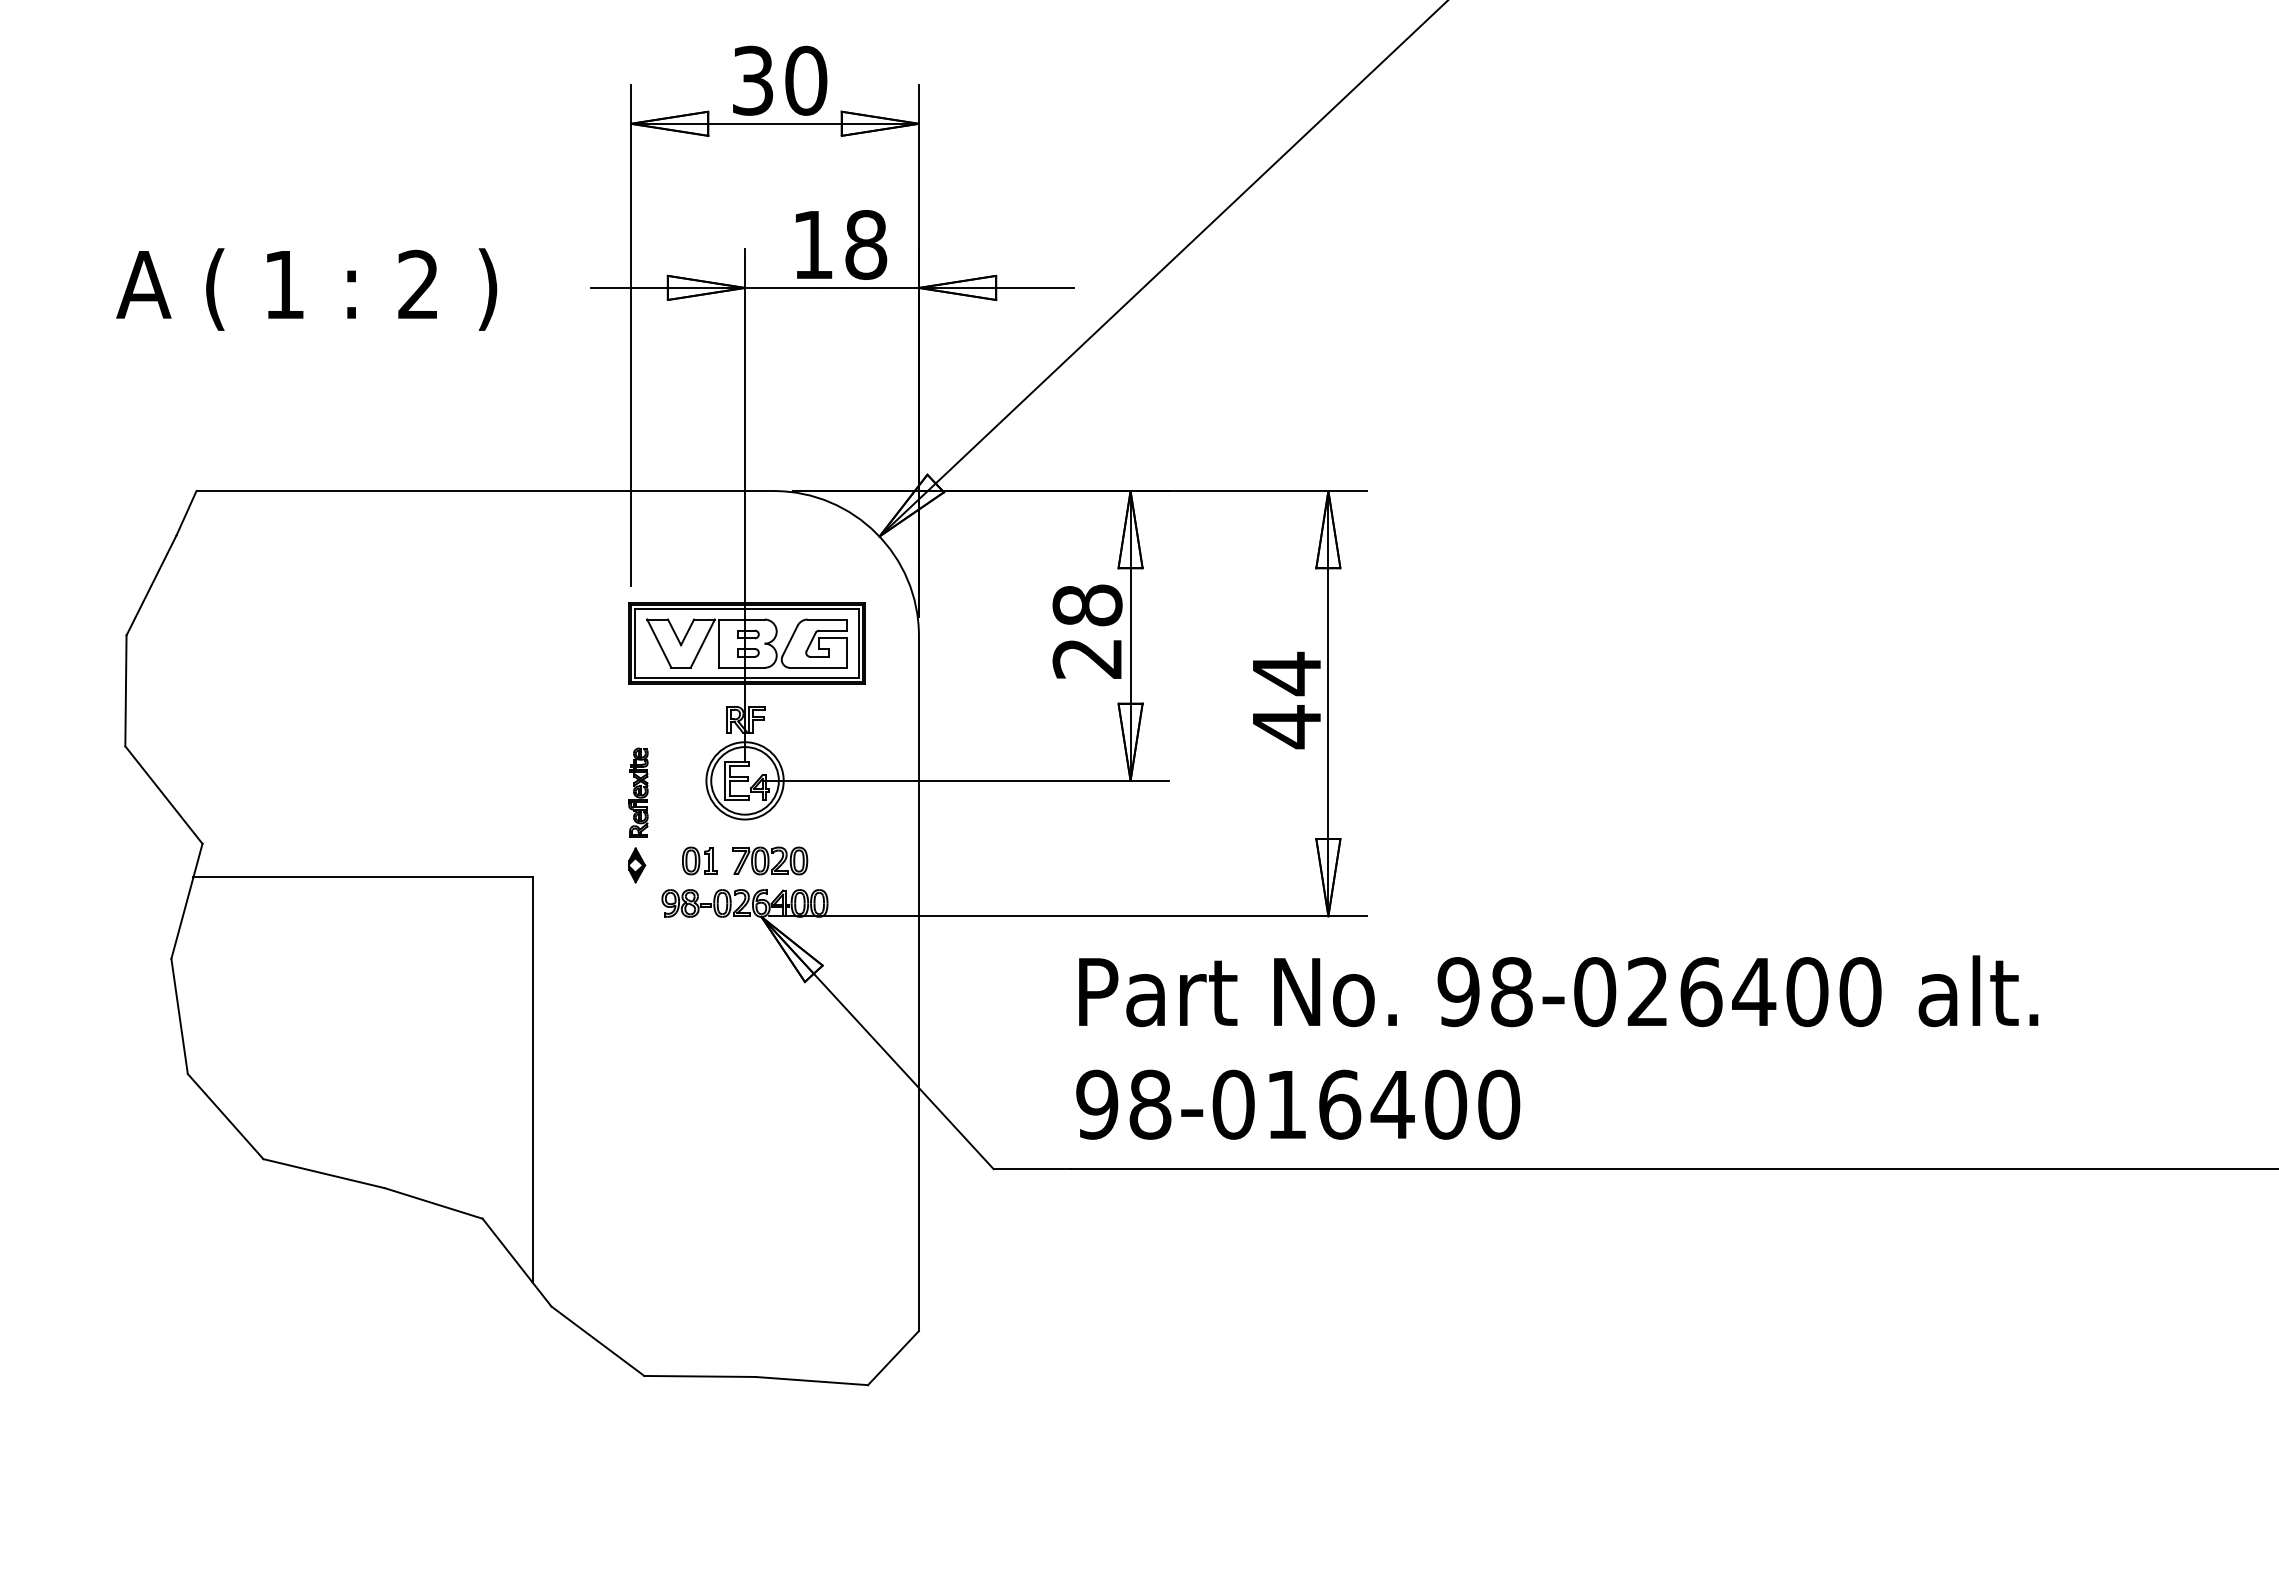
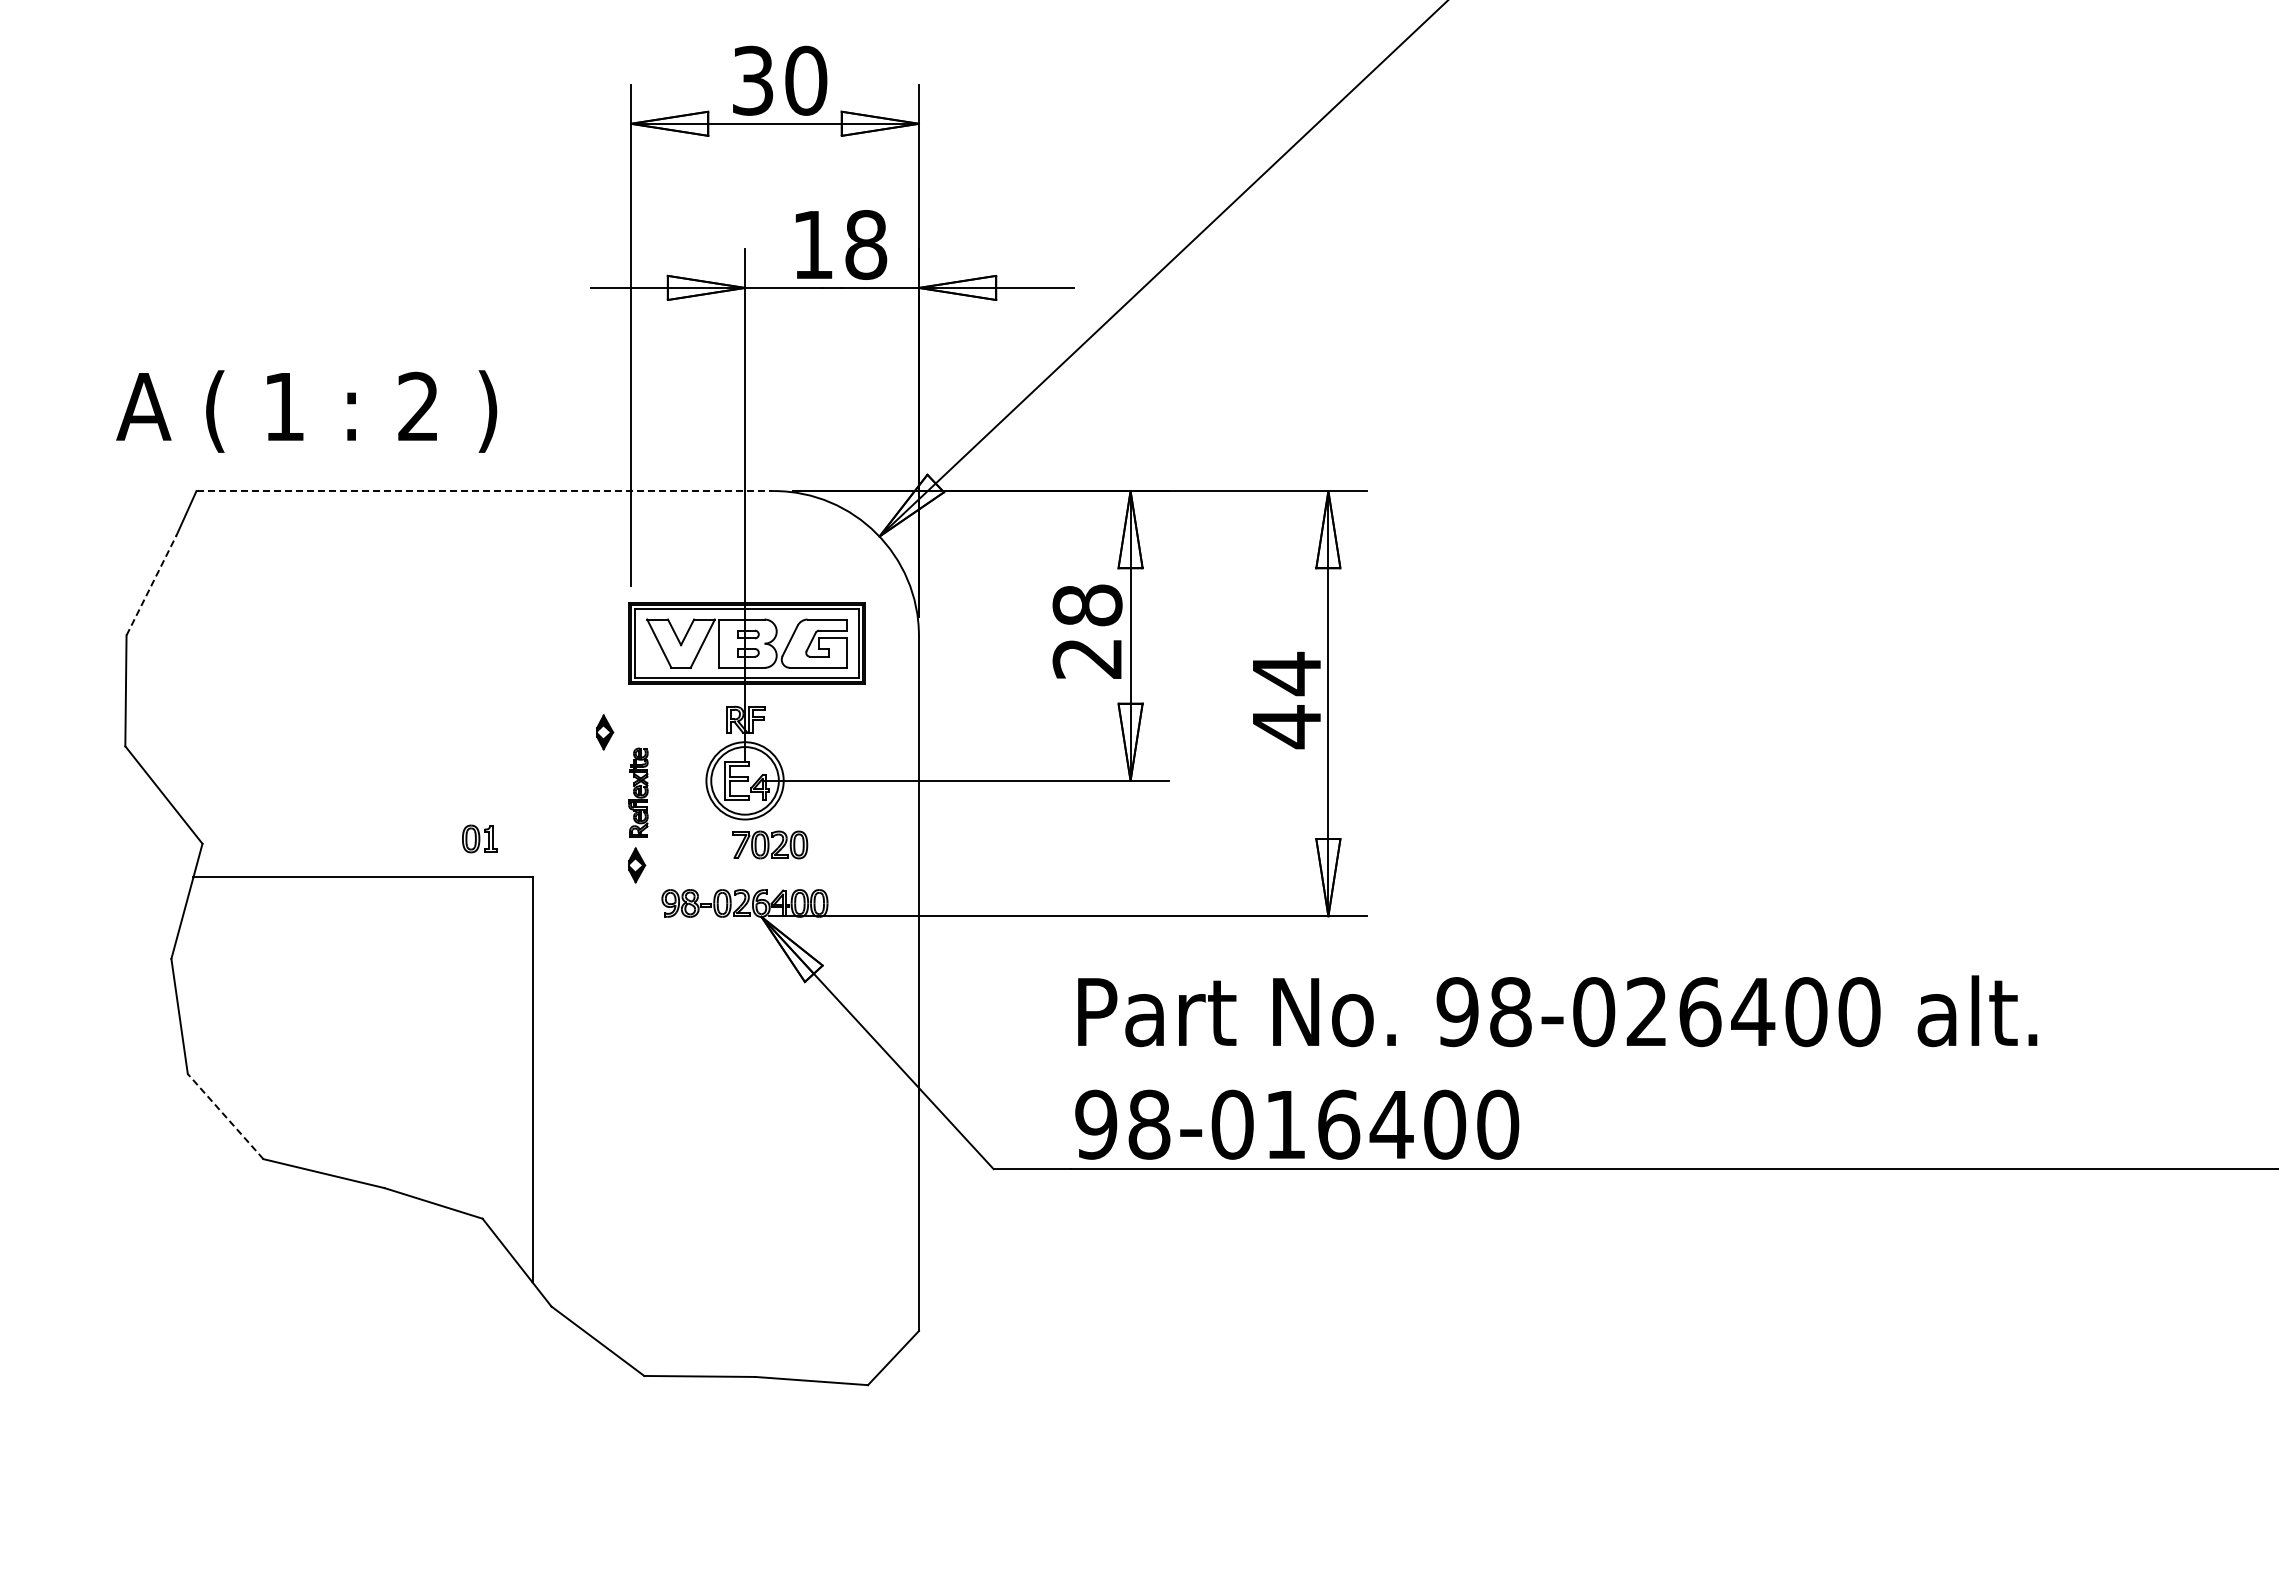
text position: (306, 289) -> (306, 411) (306, 411)
line: solid -> dashed (485, 491)
line: solid -> dashed (151, 585)
part: none -> present (605, 732)
part position: (699, 860) -> (479, 838) (479, 838)
part position: (770, 860) -> (770, 844) (770, 844)
text position: (1557, 1047) -> (1556, 1067) (1556, 1067)
line: solid -> dashed (225, 1116)
